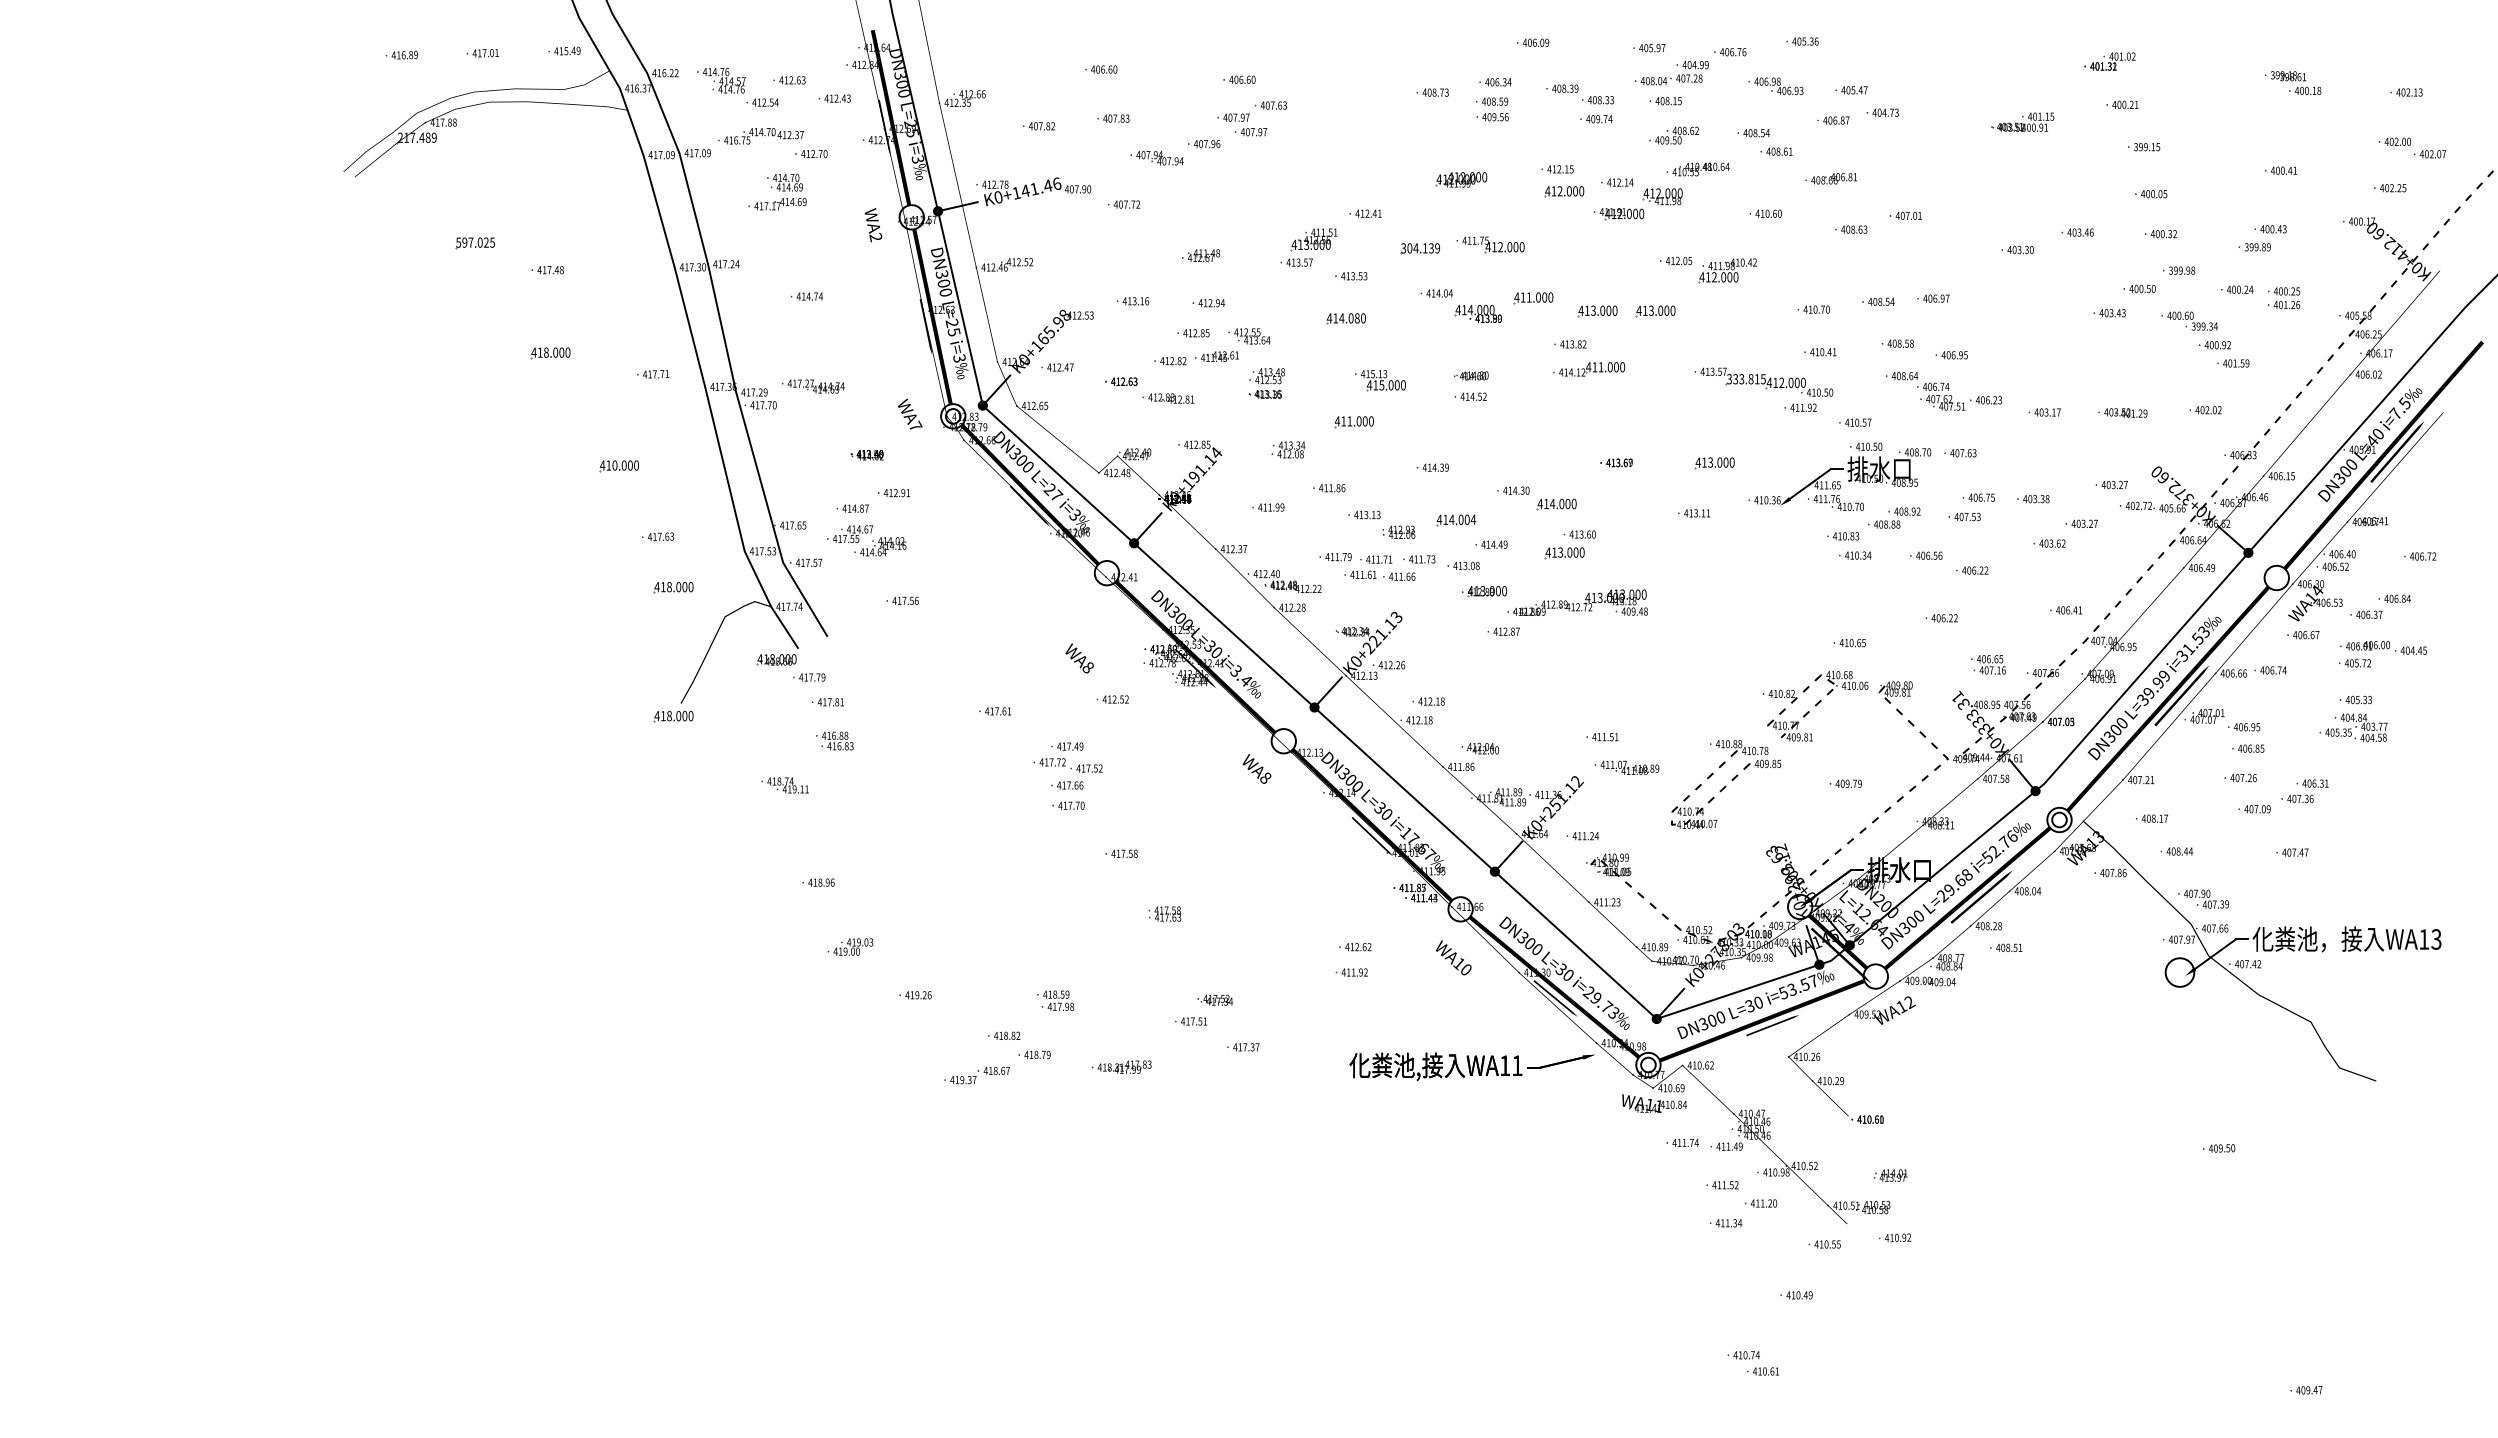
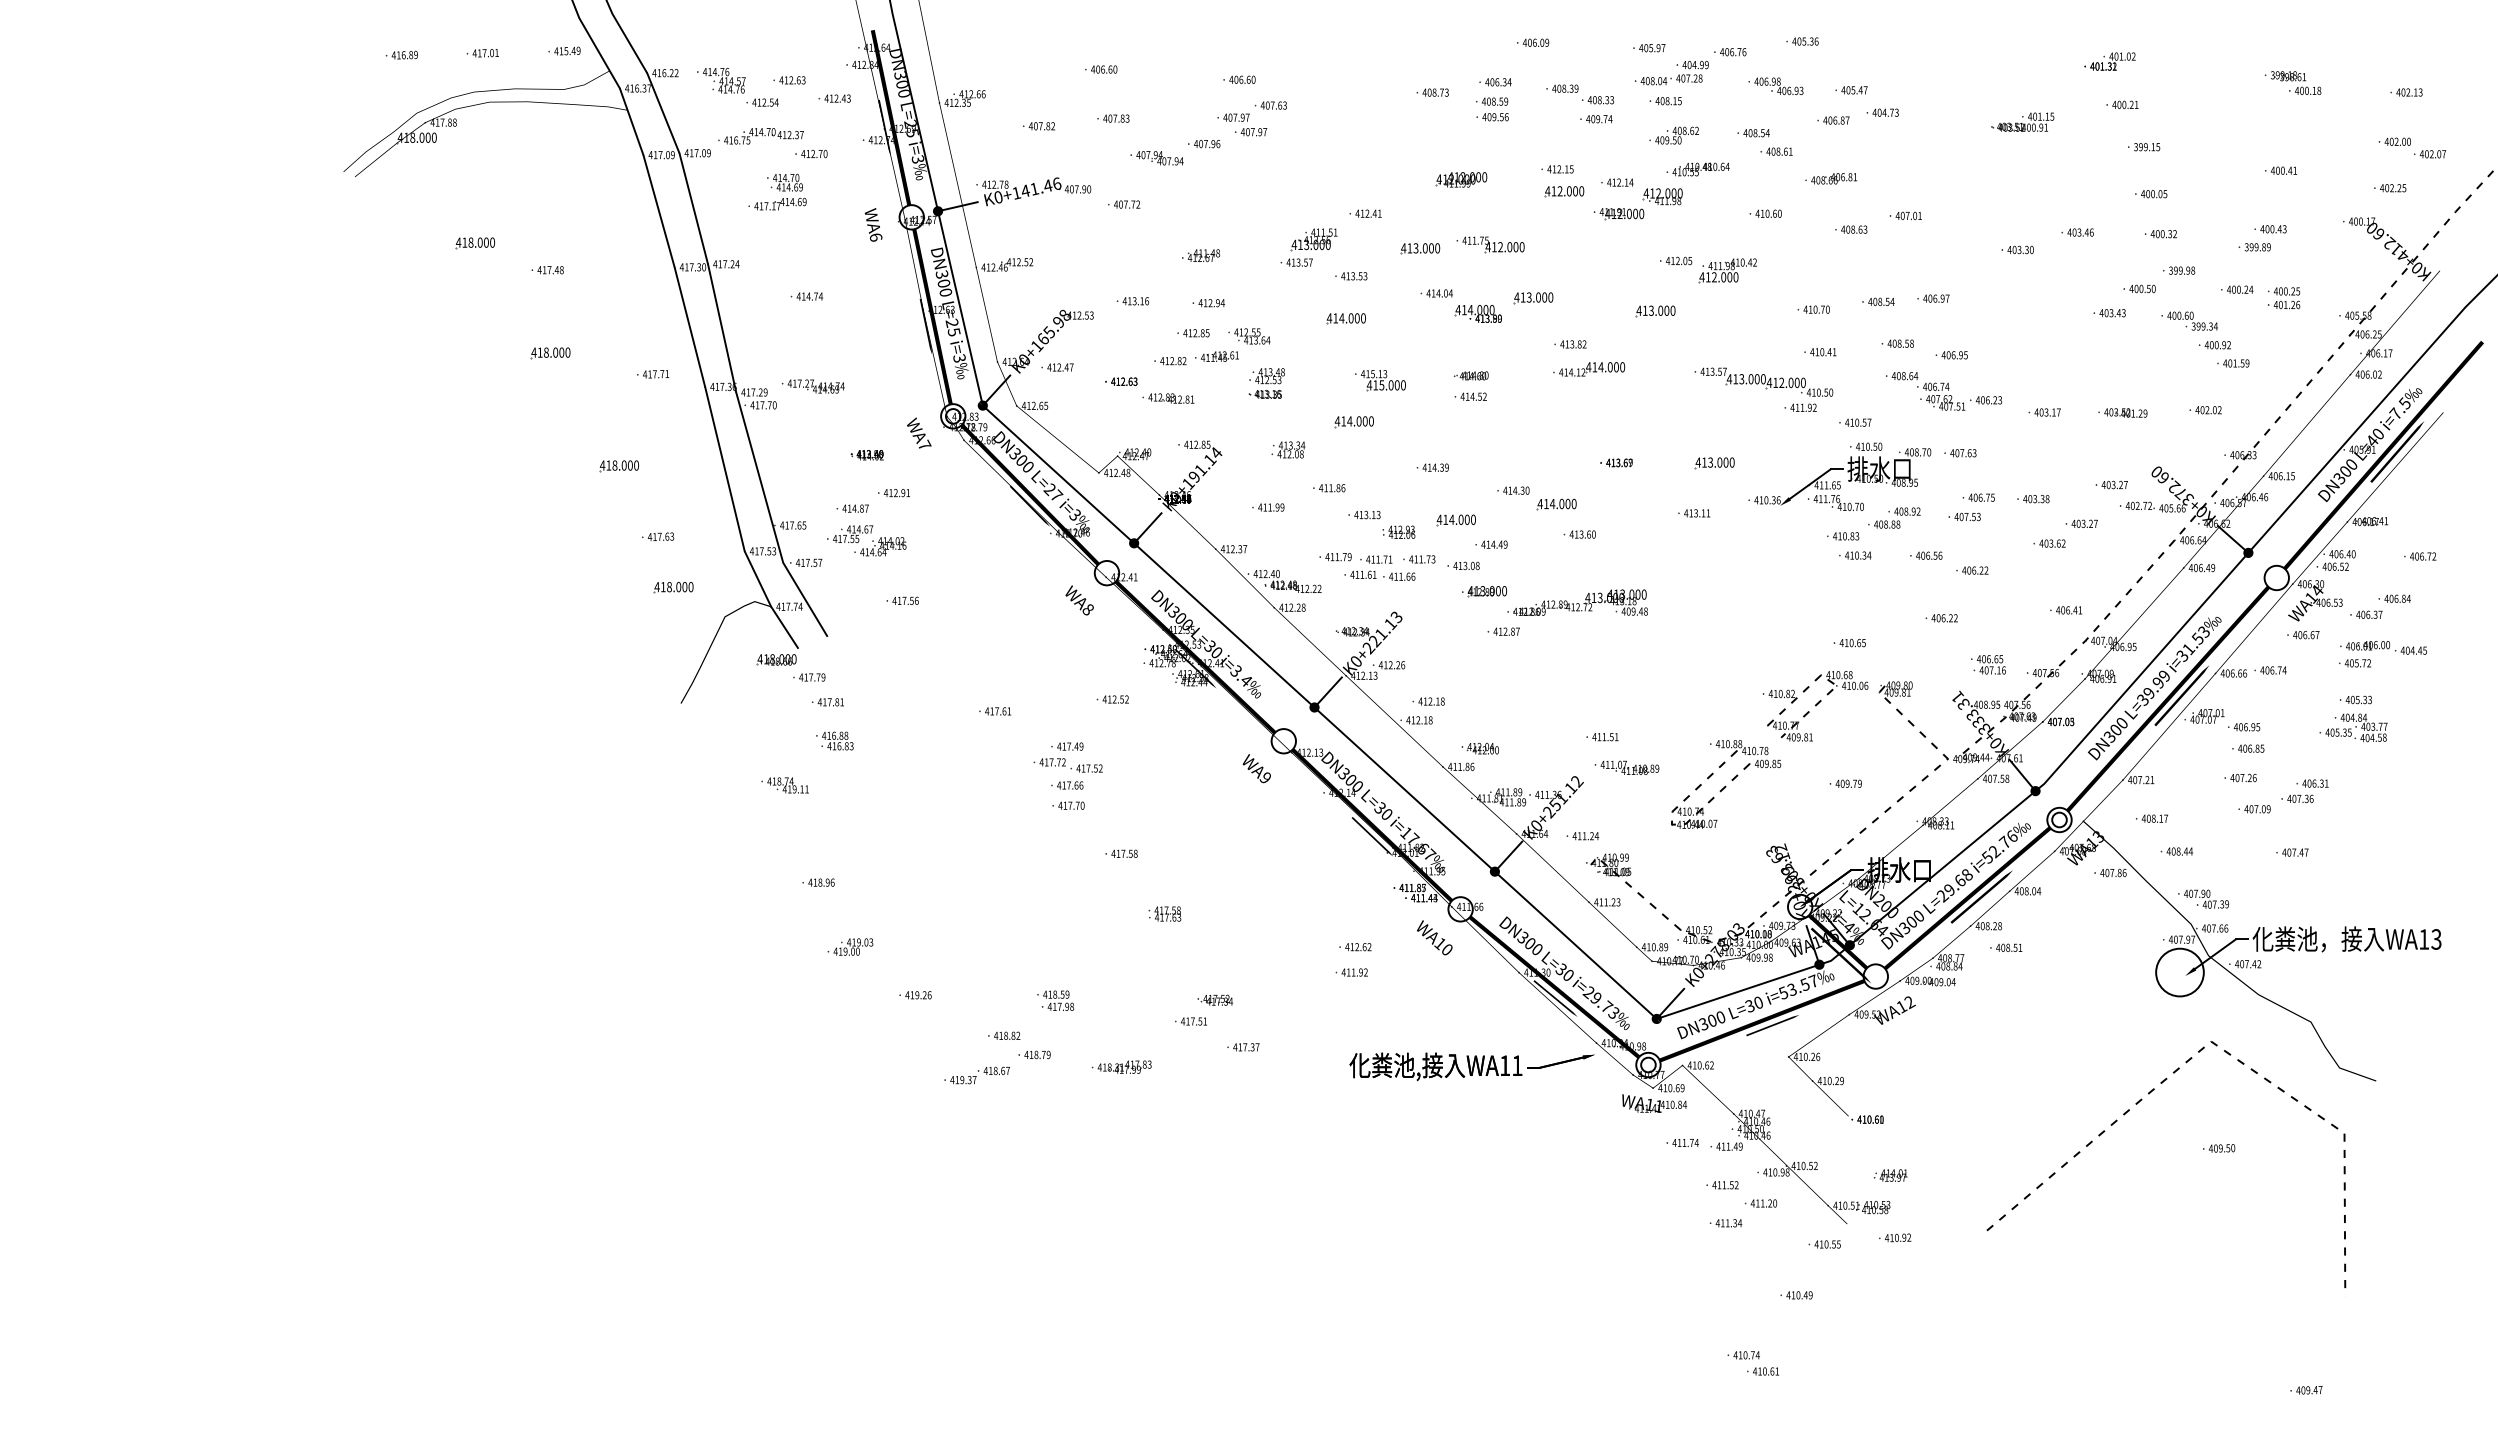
text: 217.489 -> 418.000 (416, 137)
text: WA2 -> WA6 (875, 237)
text: 597.025 -> 418.000 (475, 242)
text: 304.139 -> 413.000 (1420, 248)
text: 411.000 -> 413.000 (1528, 297)
part: present -> none (1597, 311)
text: 414.080 -> 414.000 (1356, 318)
text: 411.000 -> 414.000 (1600, 367)
text: 333.815 -> 413.000 (1745, 379)
text position: (910, 413) -> (919, 432) (919, 432)
text: 411.000 -> 414.000 (1349, 421)
text: 410.000 -> 418.000 (614, 465)
text: 414.004 -> 414.000 (1473, 519)
part: present -> none (1564, 553)
text position: (1079, 658) -> (1079, 600) (1079, 600)
part: present -> none (673, 716)
text: WA8 -> WA9 (1265, 777)
text position: (1453, 957) -> (1434, 937) (1434, 937)
circle diameter: 29 px -> 48 px (2179, 972)
line: none -> present (2124, 1115)
